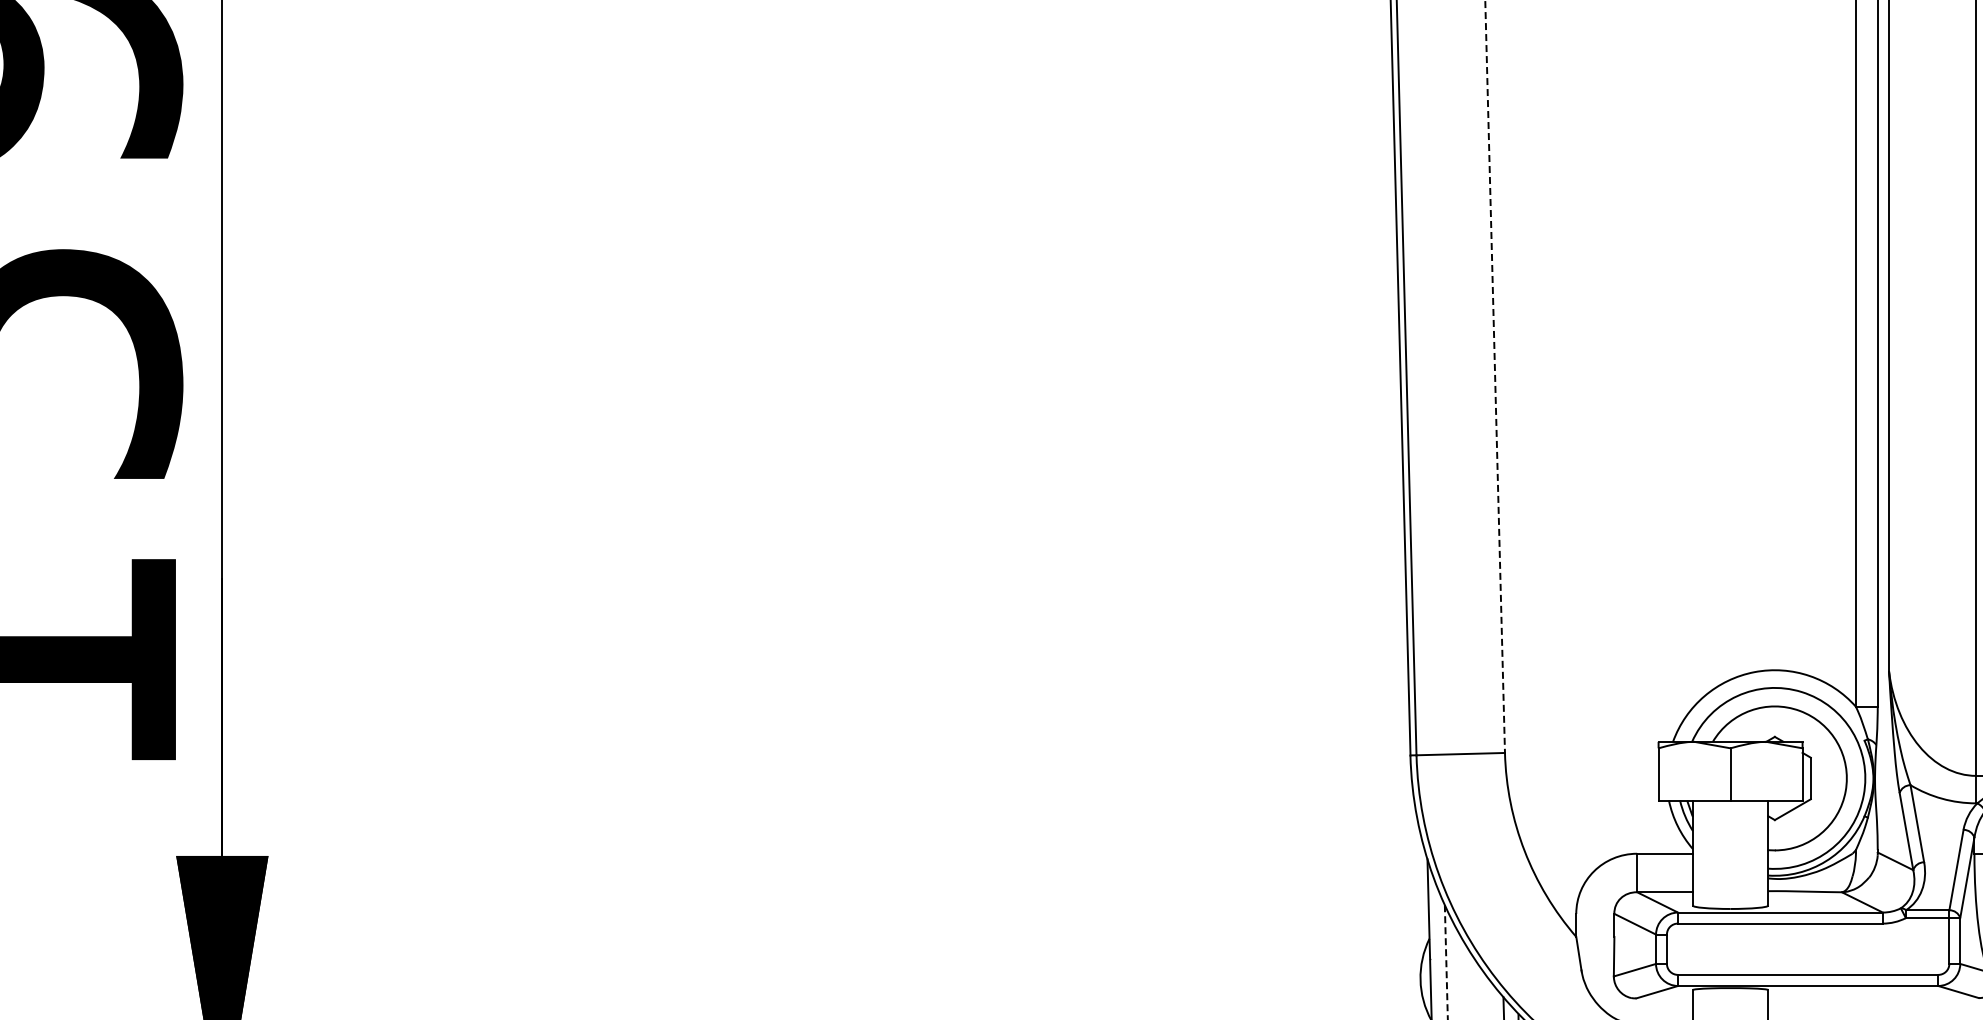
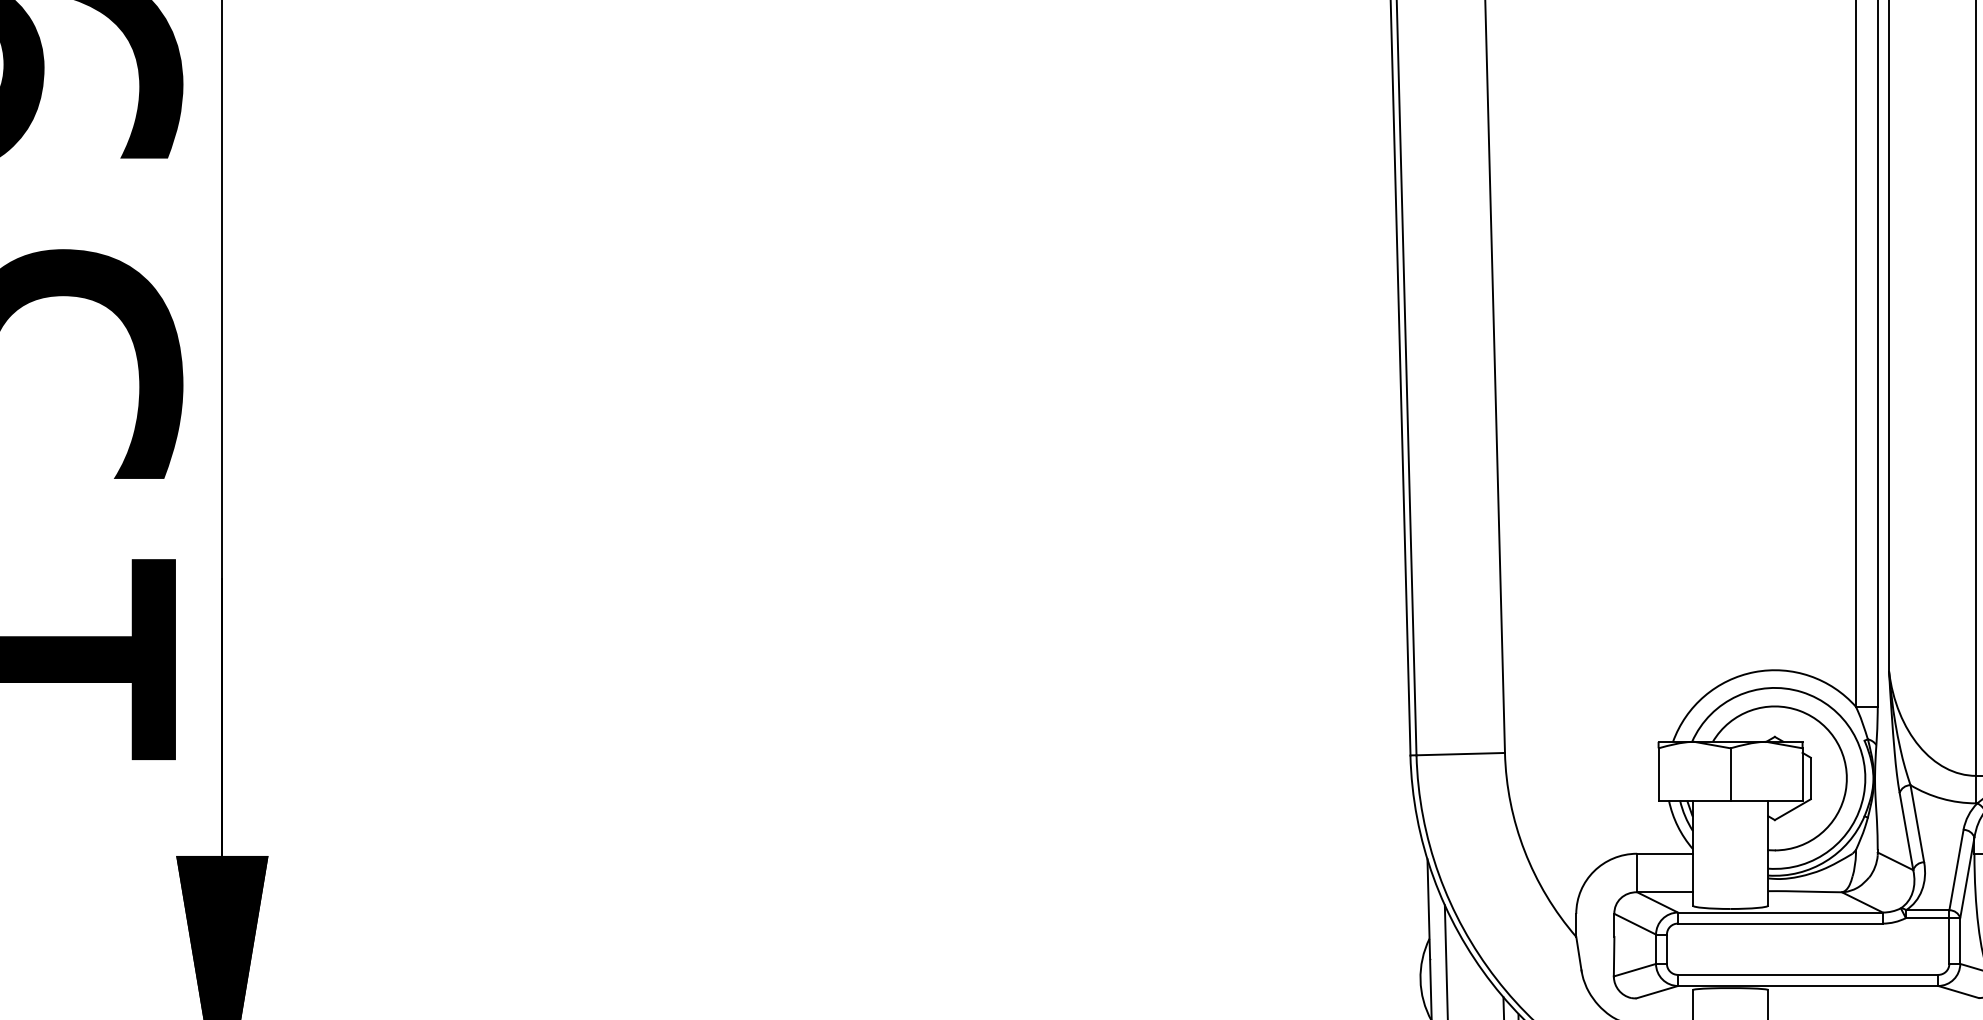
line: dashed -> solid (1495, 377)
line: dashed -> solid (1446, 963)
